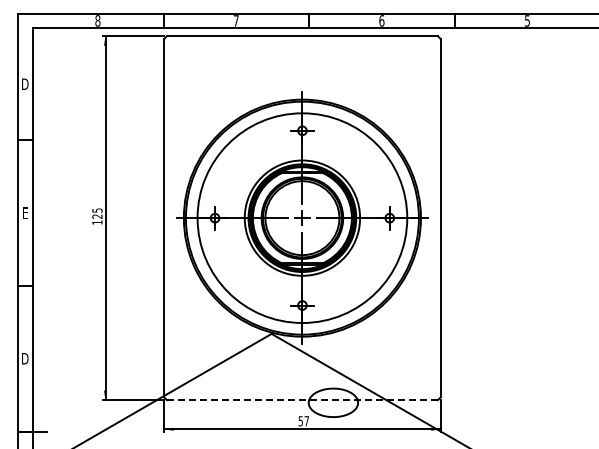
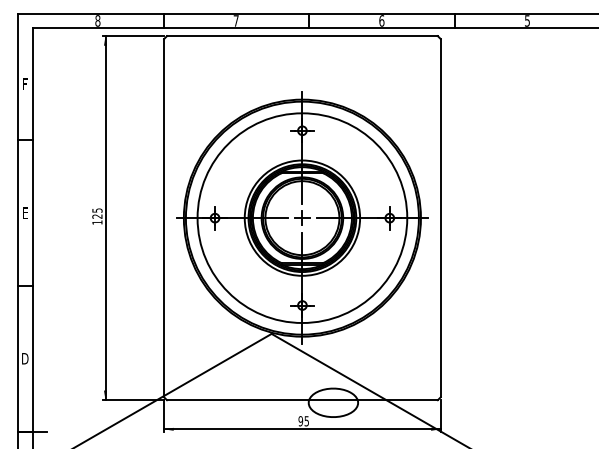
text: D -> F (25, 83)
line: dashed -> solid (301, 400)
text: 57 -> 95 (303, 421)
